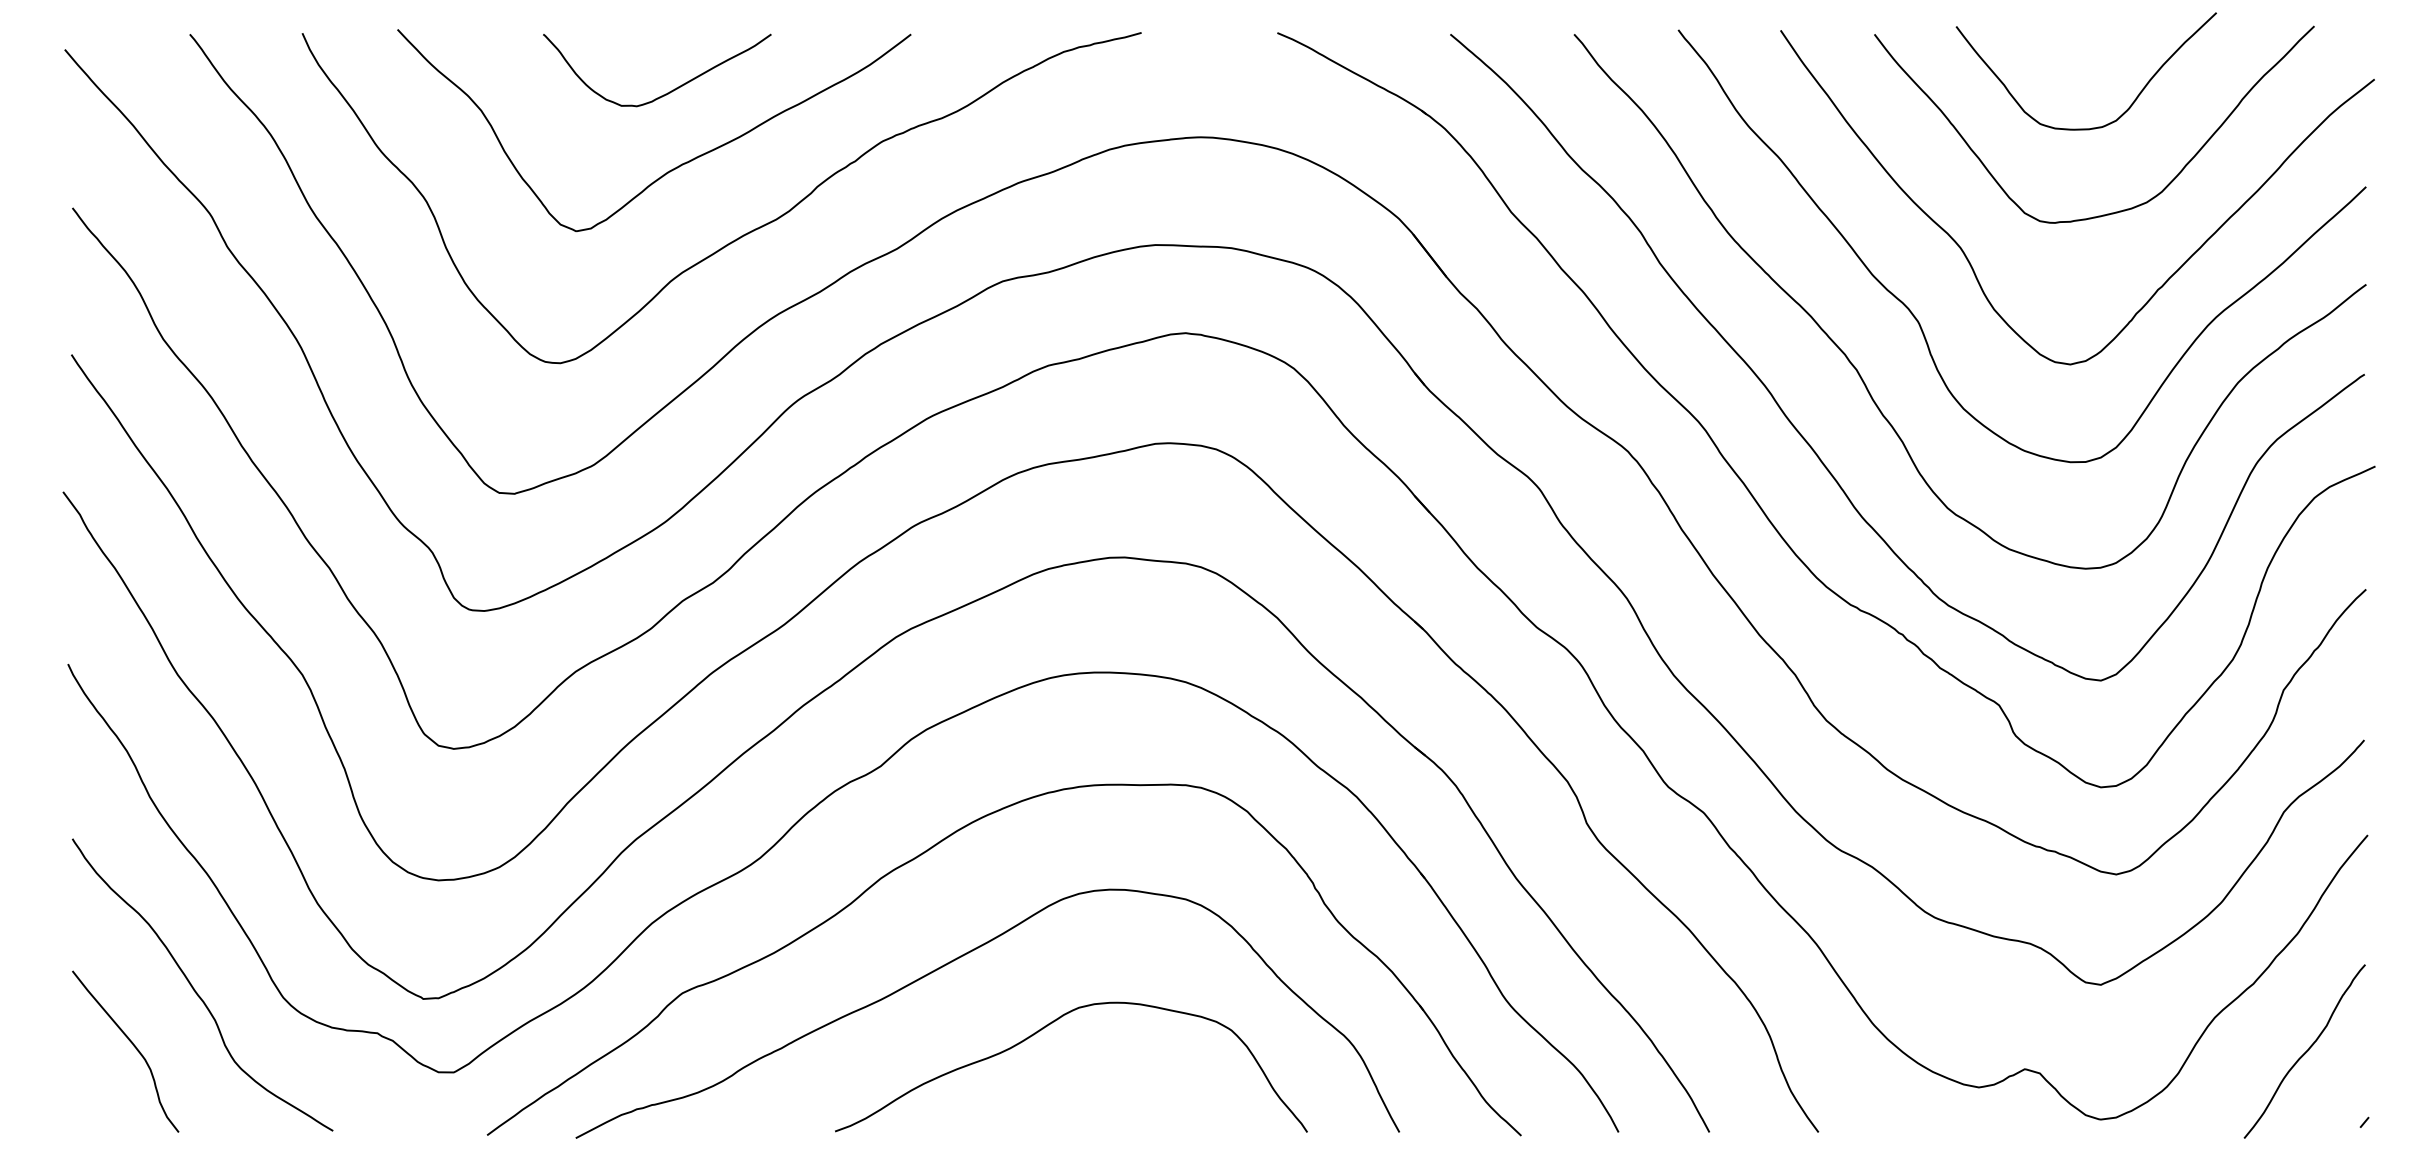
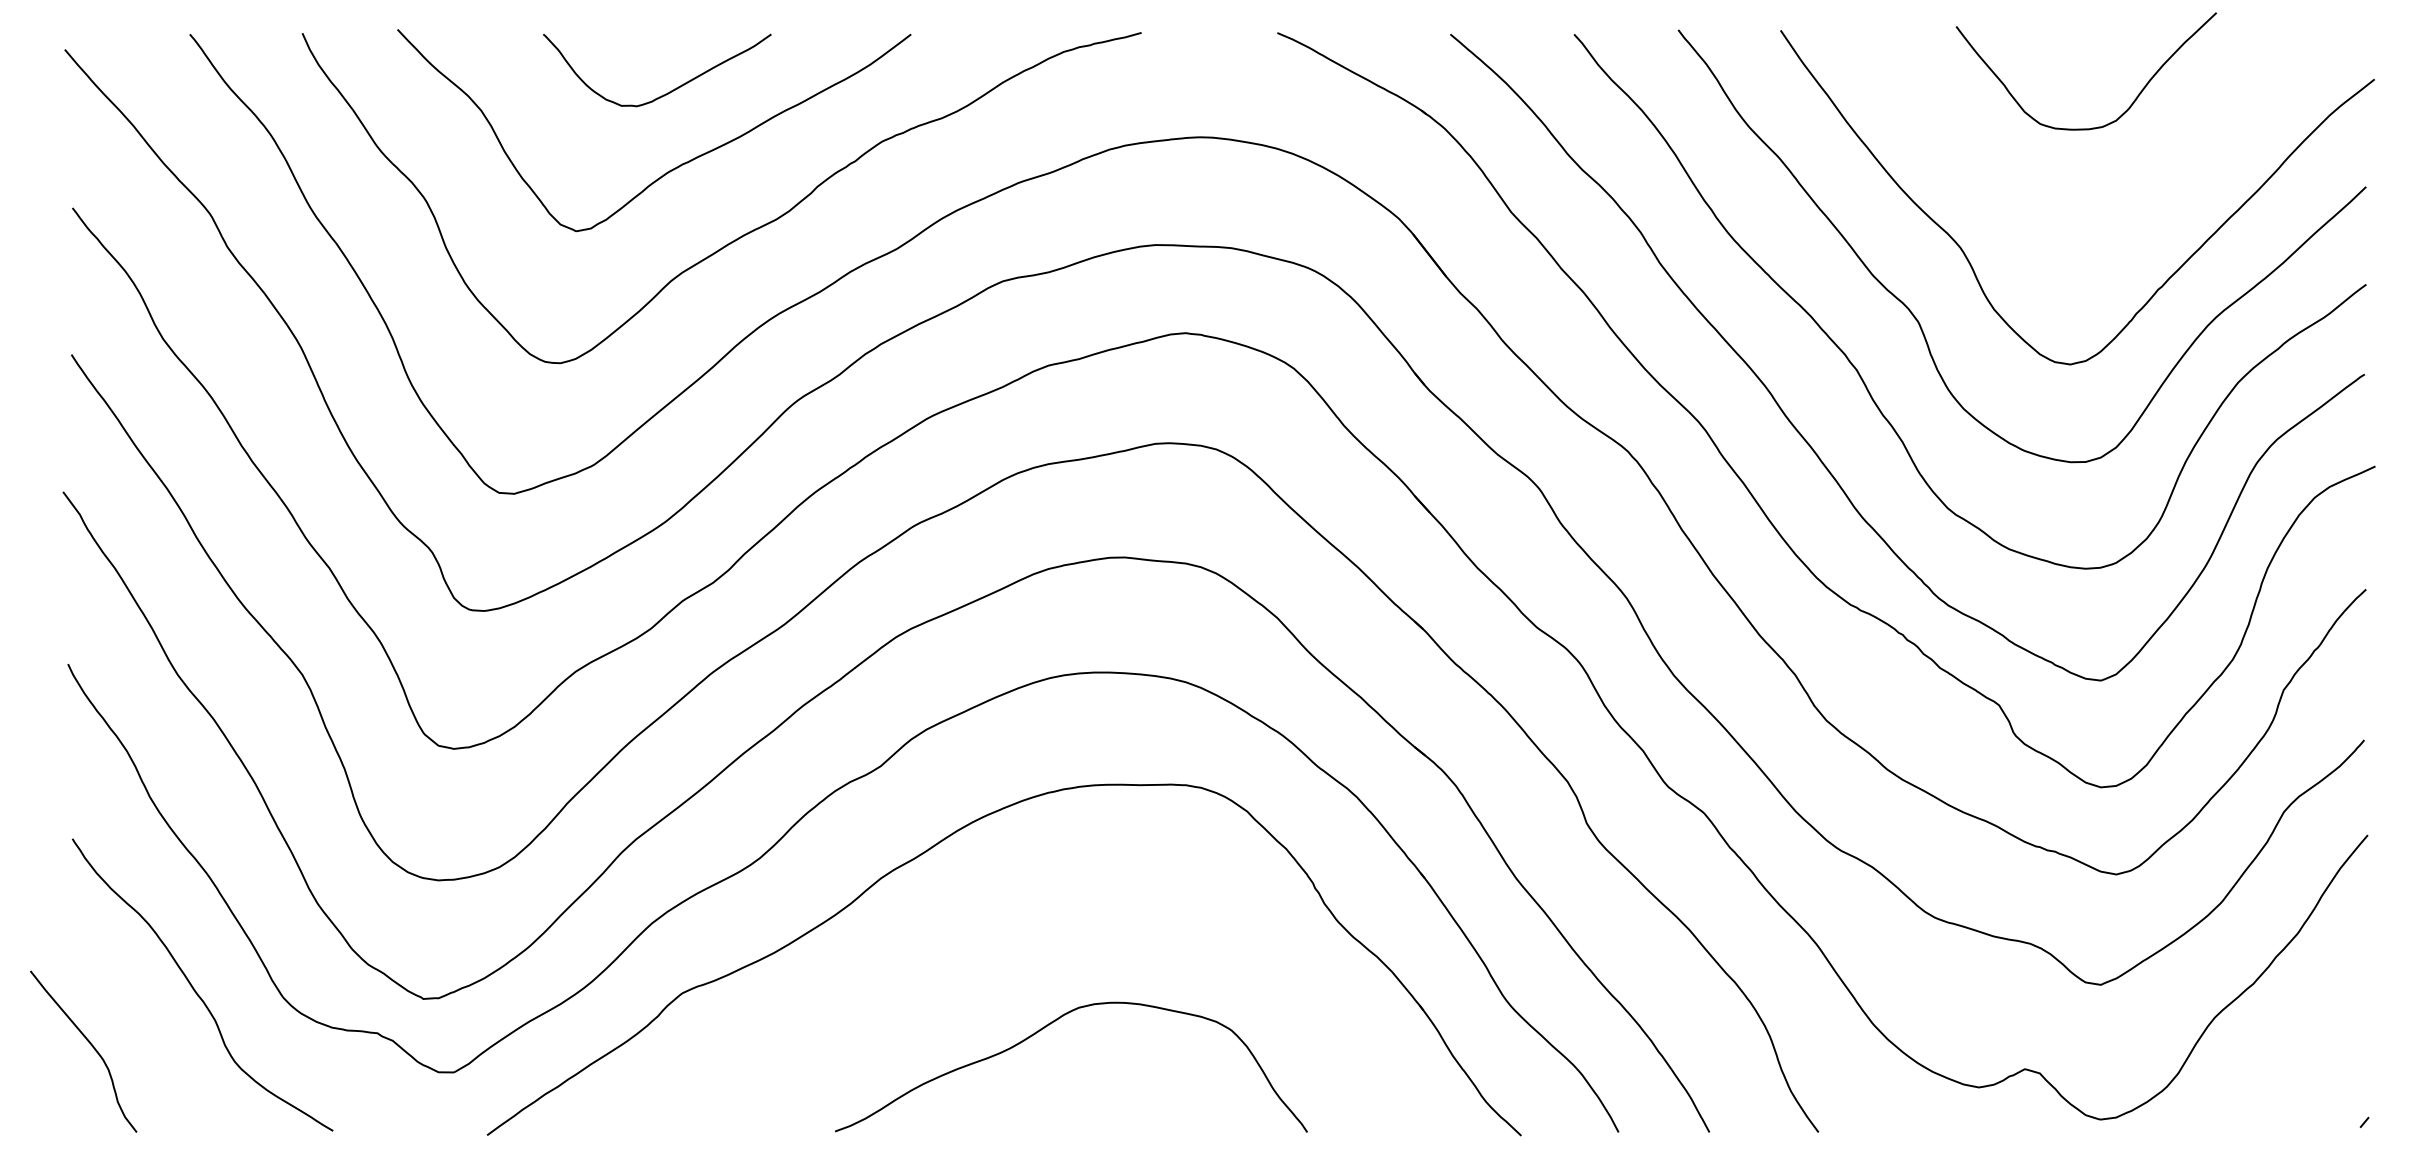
curve: present -> none (2115, 211)
curve: present -> none (954, 961)
curve position: (133, 1046) -> (91, 1046) (91, 1046)
curve: present -> none (2305, 1051)
